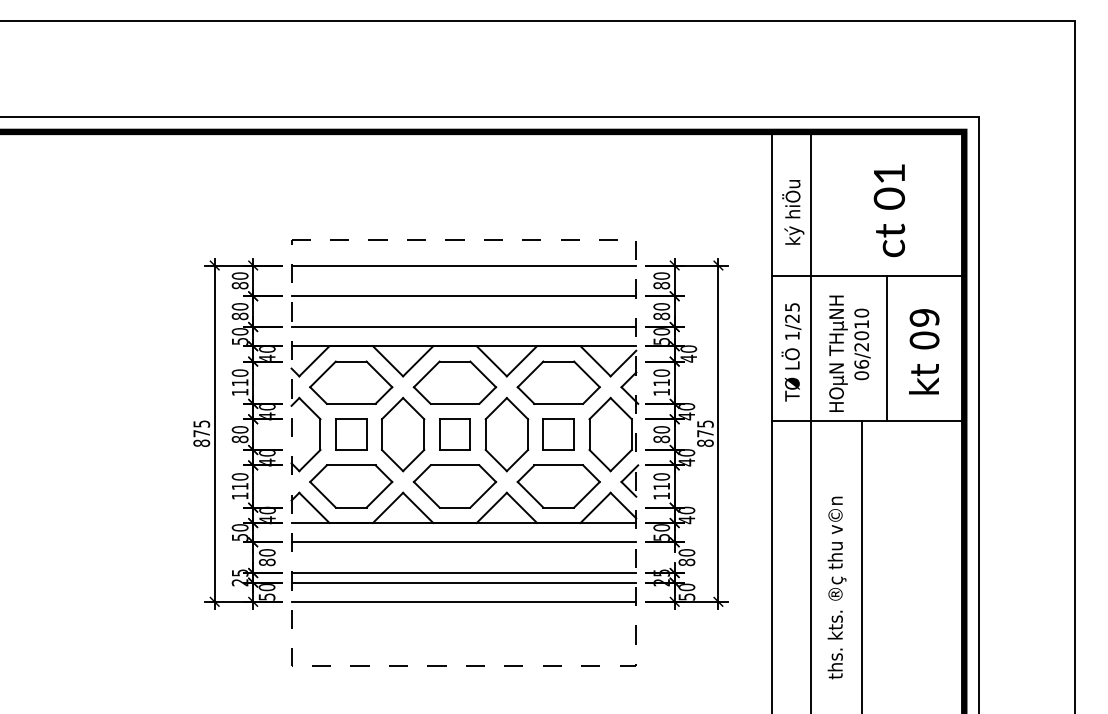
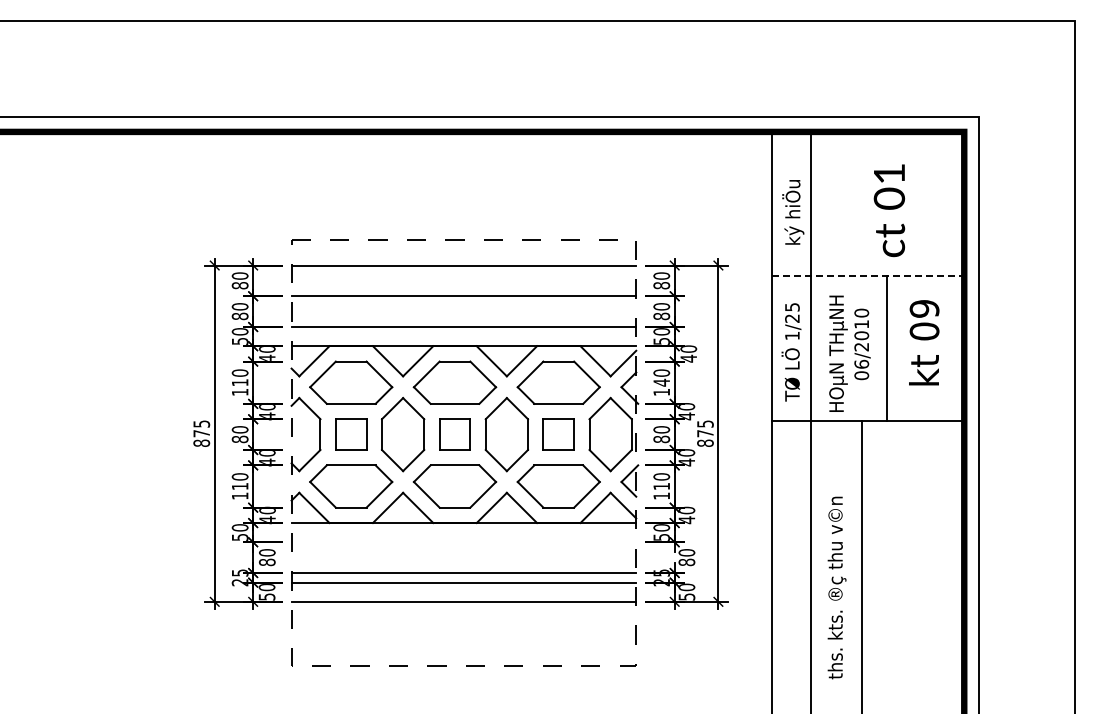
line: solid -> dashed (868, 276)
text position: (924, 351) -> (924, 342) (924, 342)
text: 110 -> 140 (661, 382)
line: present -> none (463, 542)
